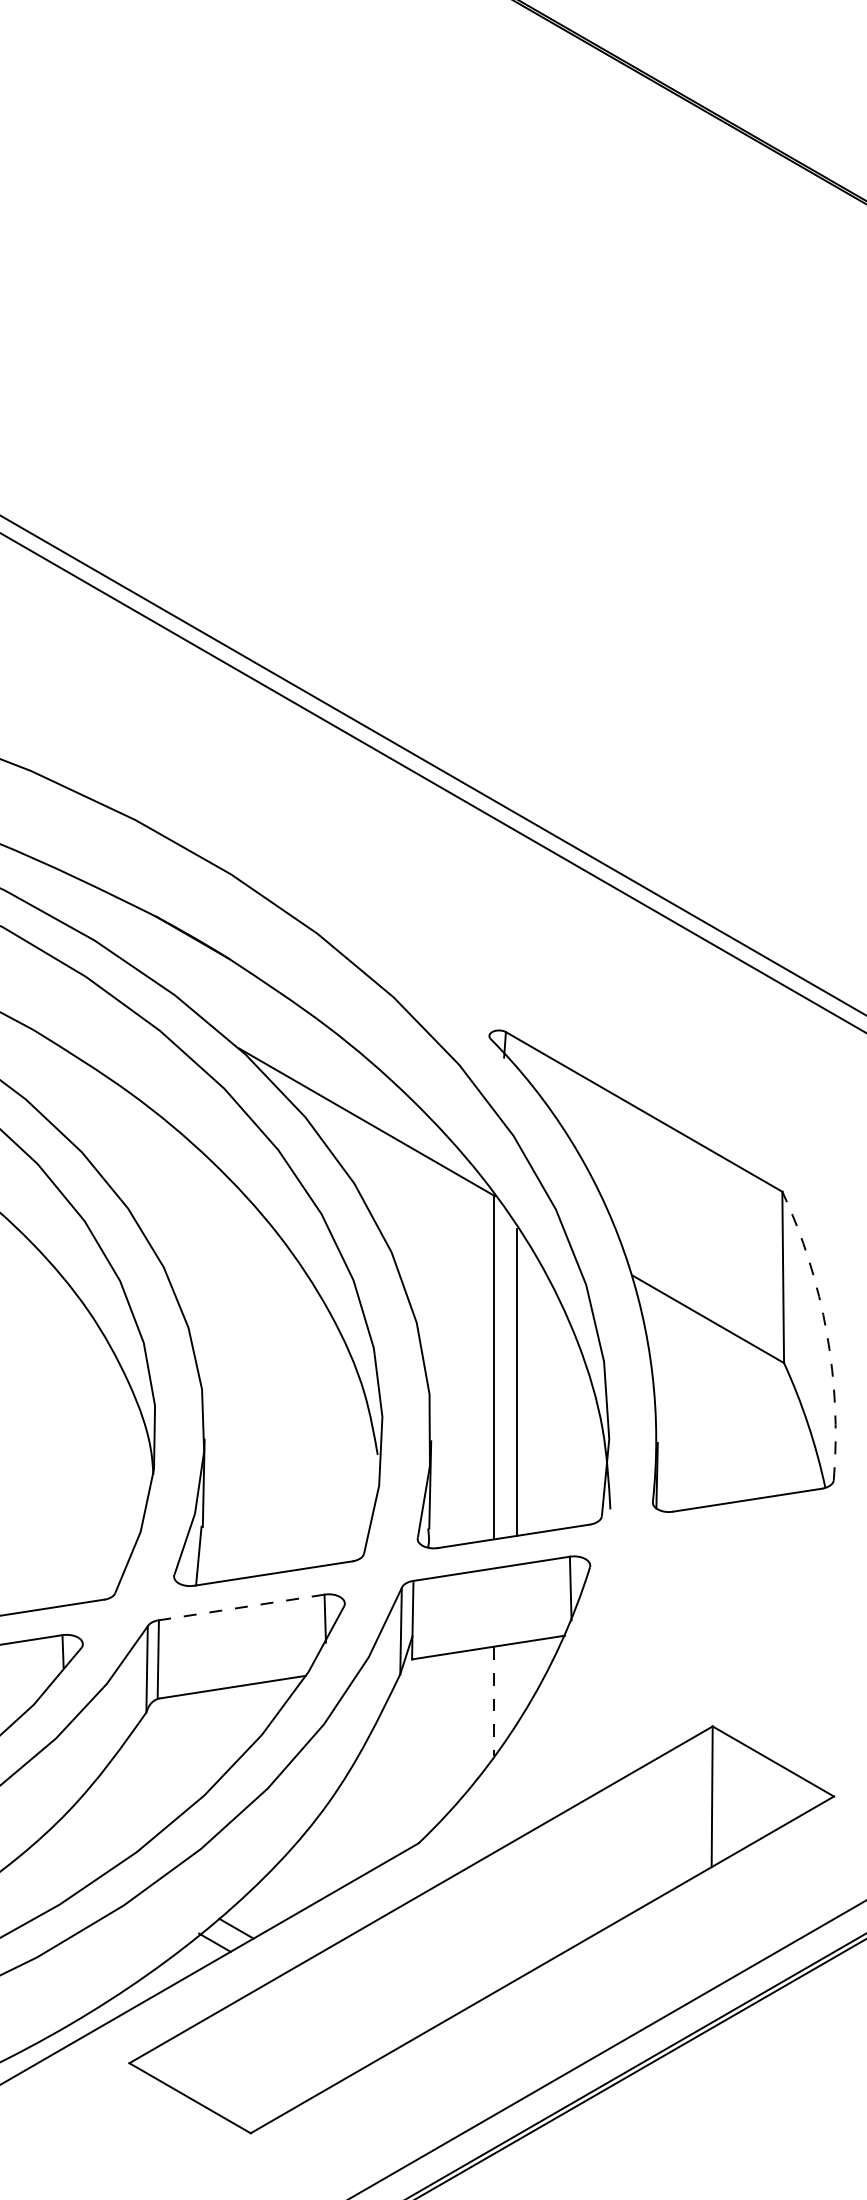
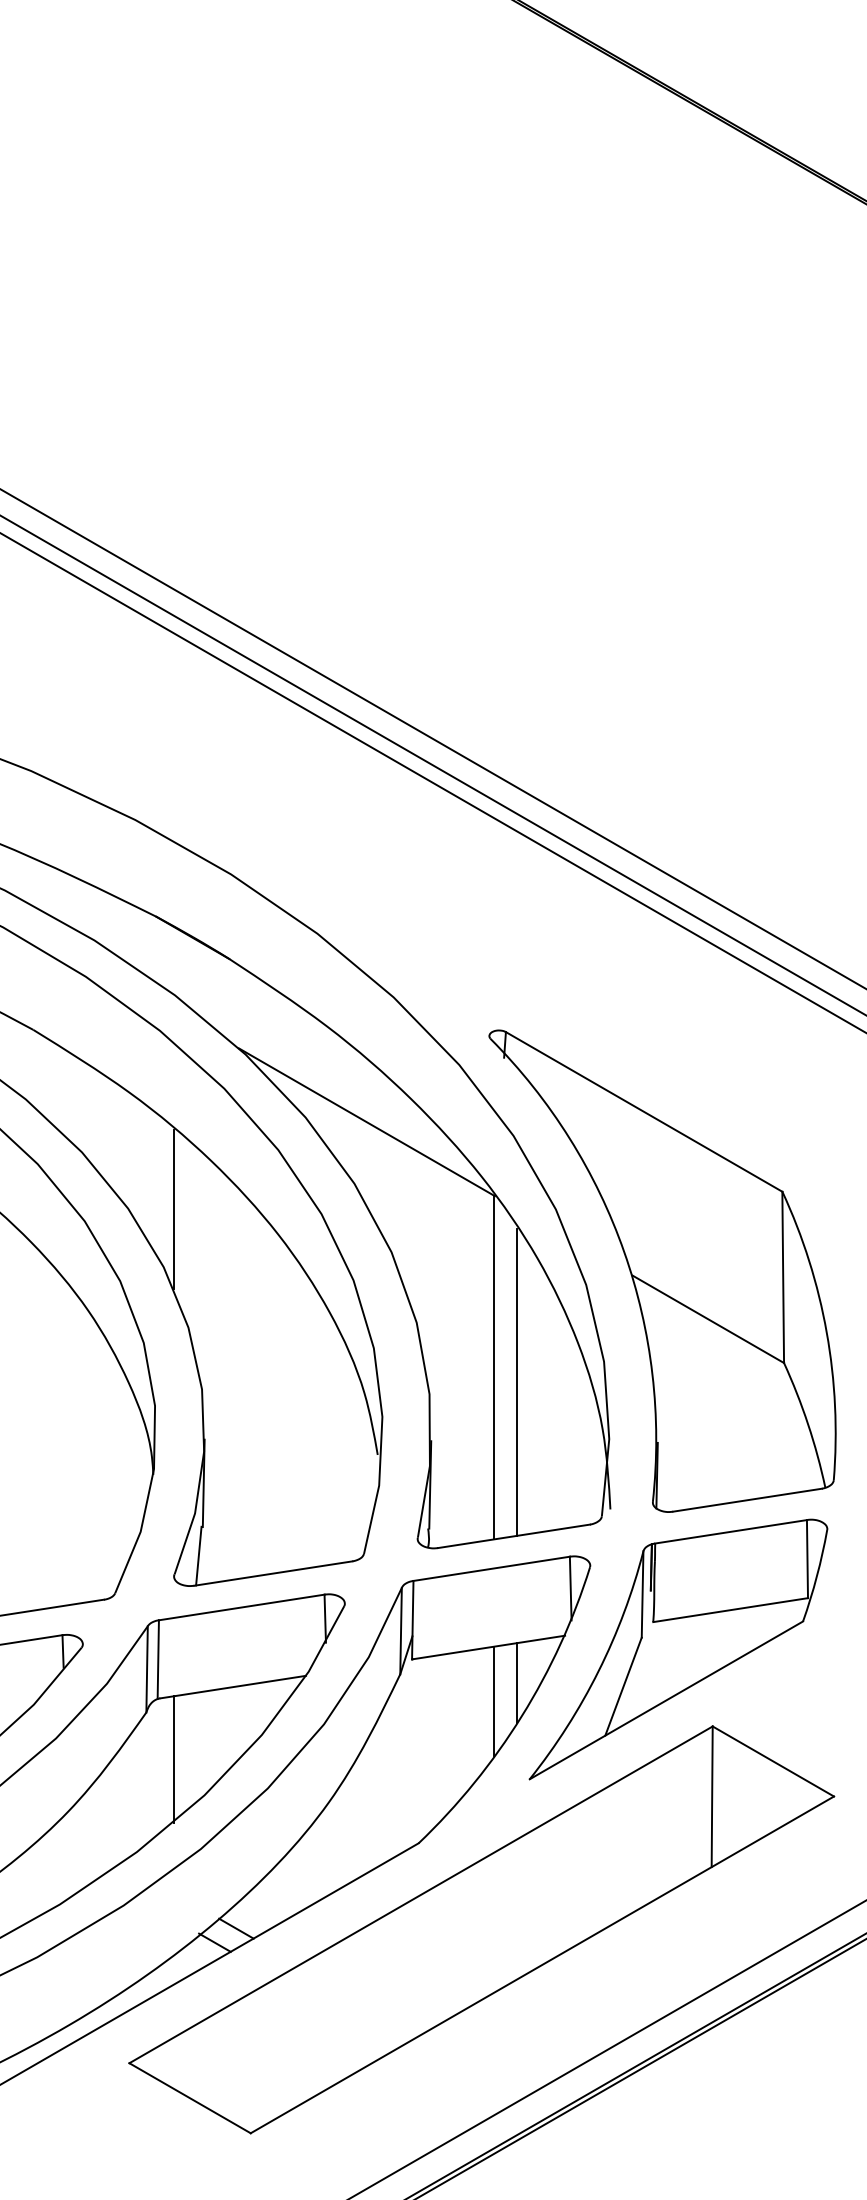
line: none -> present (432, 738)
line: none -> present (173, 1208)
arc: dashed -> solid (826, 1332)
line: dashed -> solid (241, 1607)
part: none -> present (678, 1649)
line: none -> present (517, 1683)
line: dashed -> solid (494, 1701)
line: none -> present (173, 1759)
